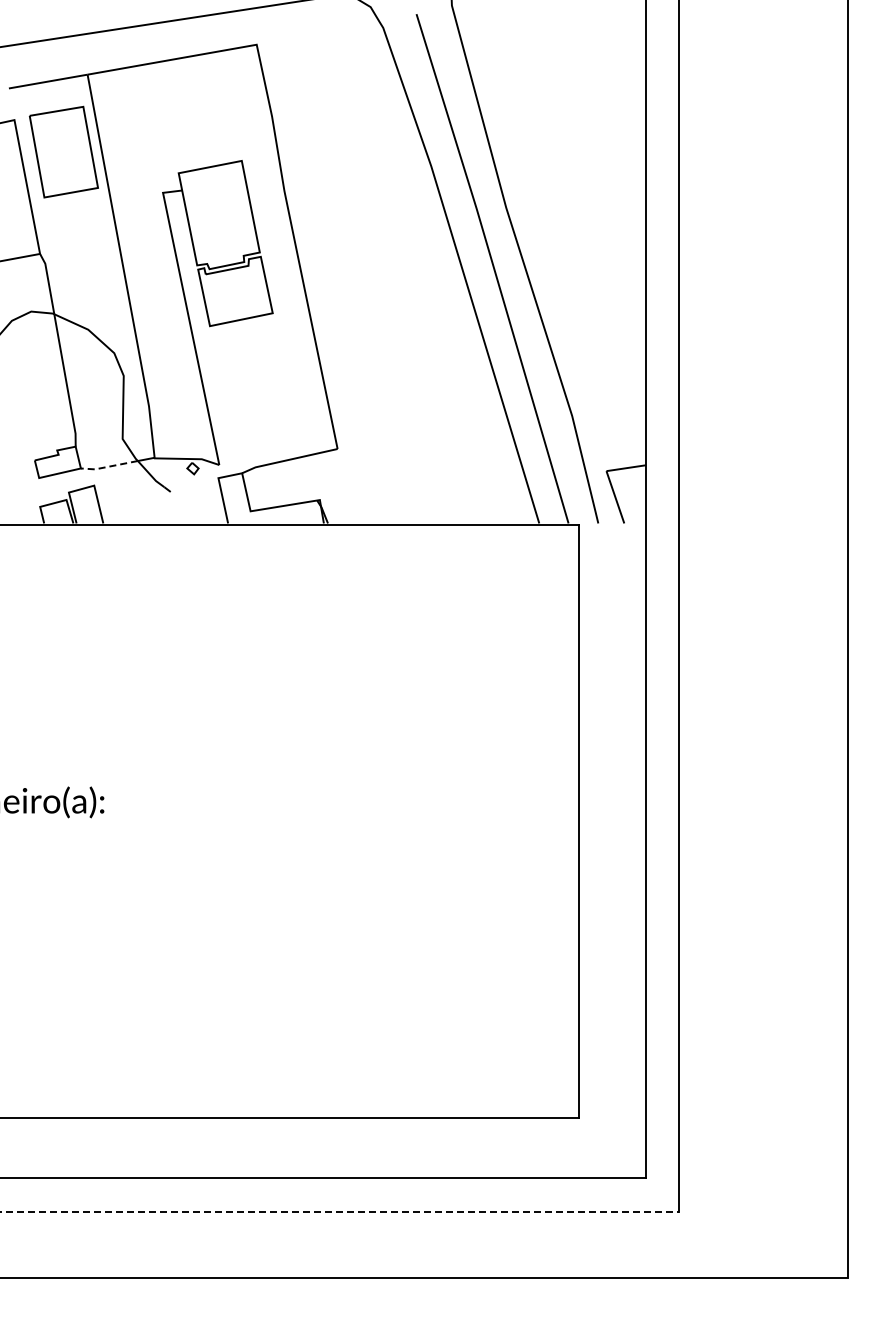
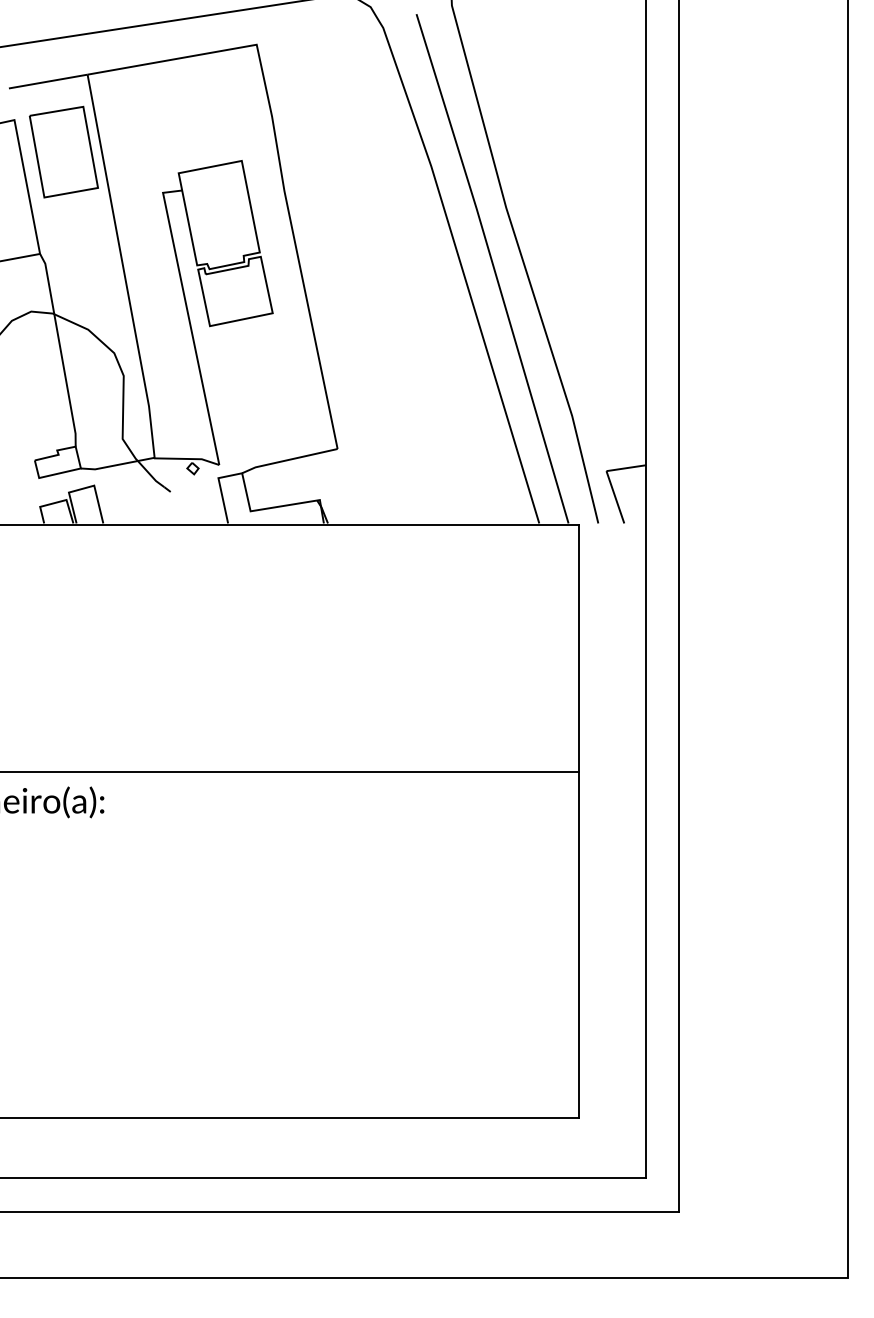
line: dashed -> solid (108, 466)
line: none -> present (290, 771)
line: dashed -> solid (340, 1211)
